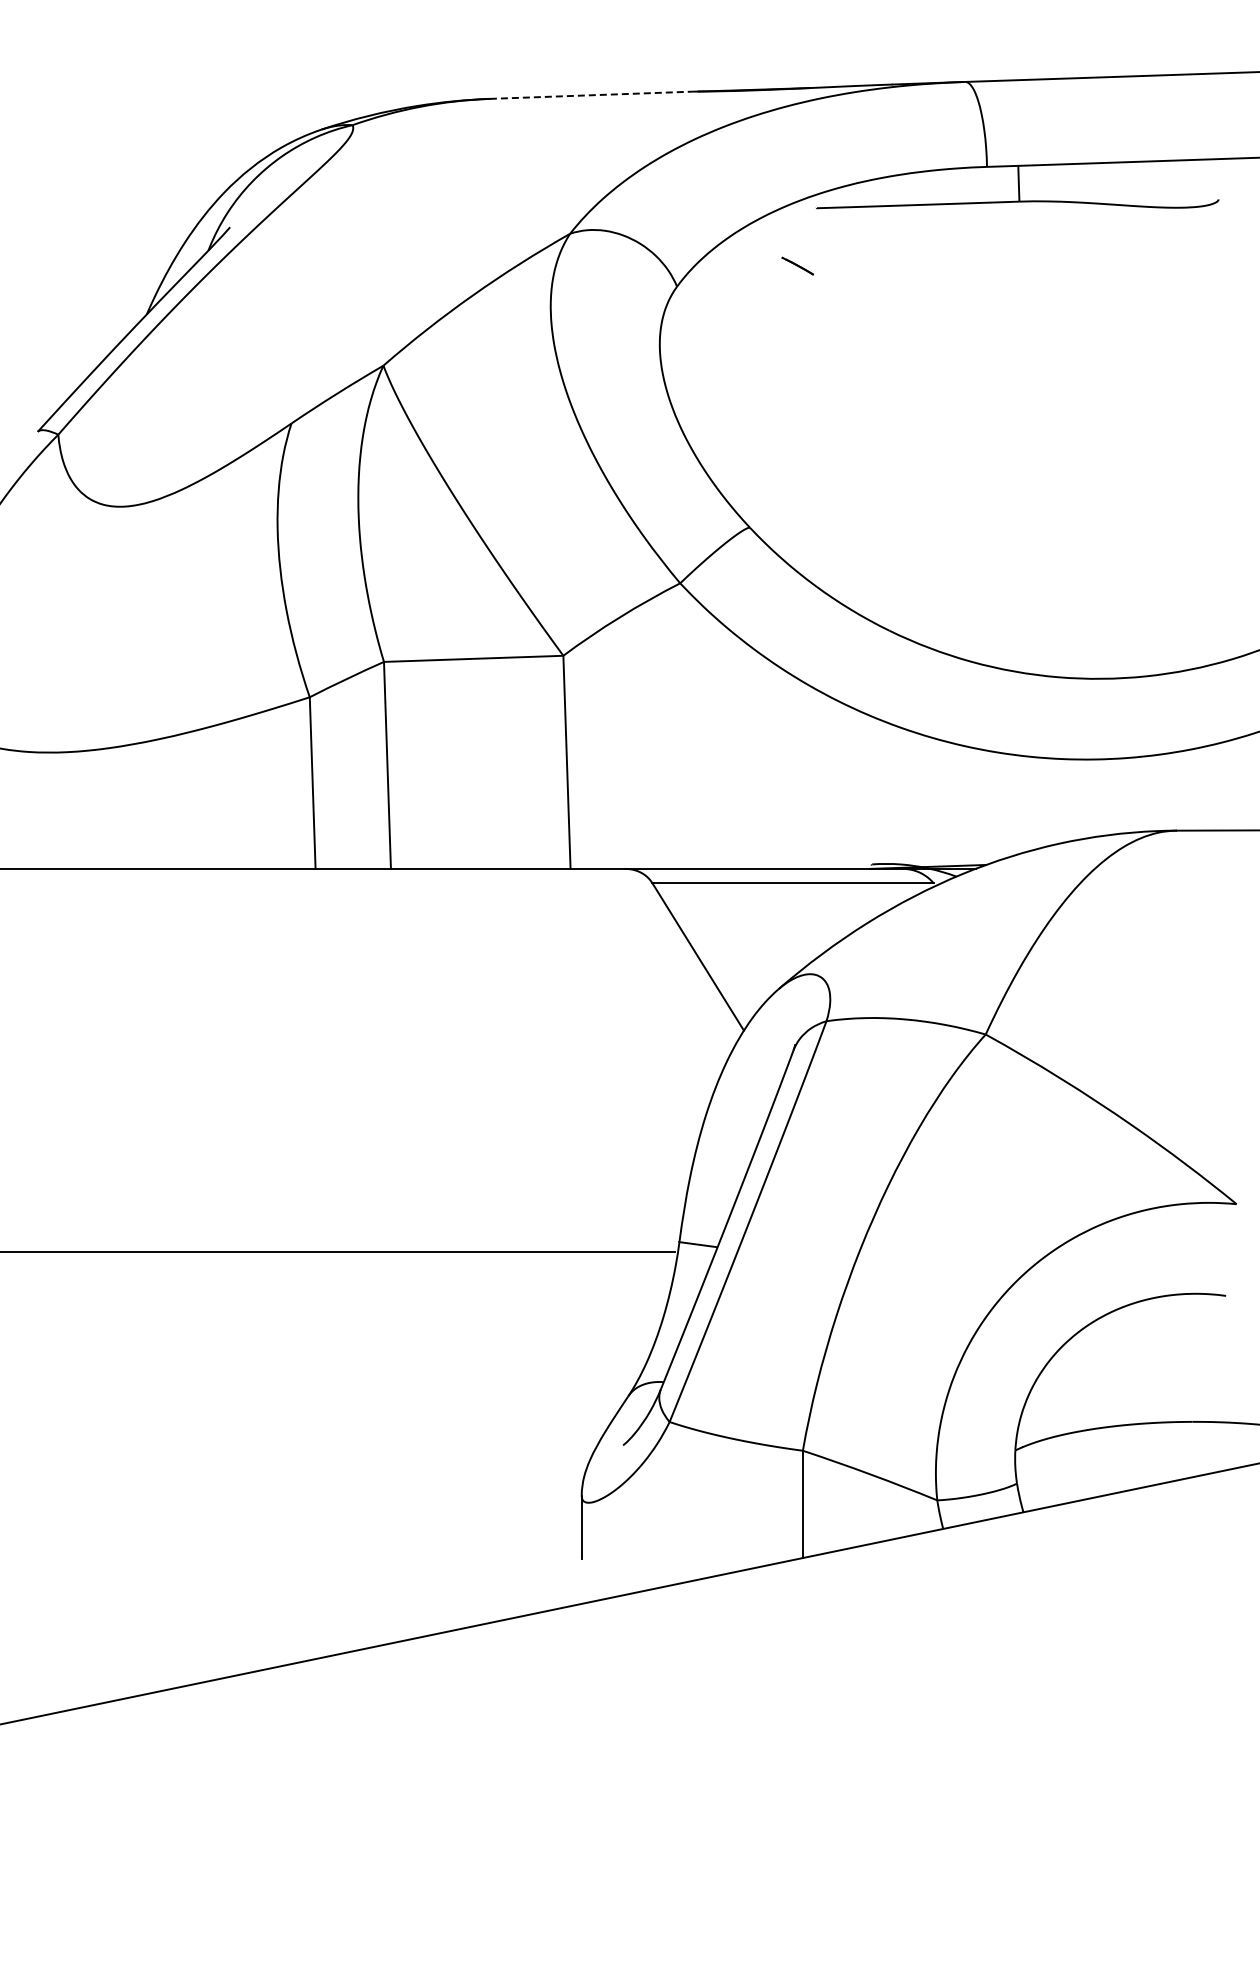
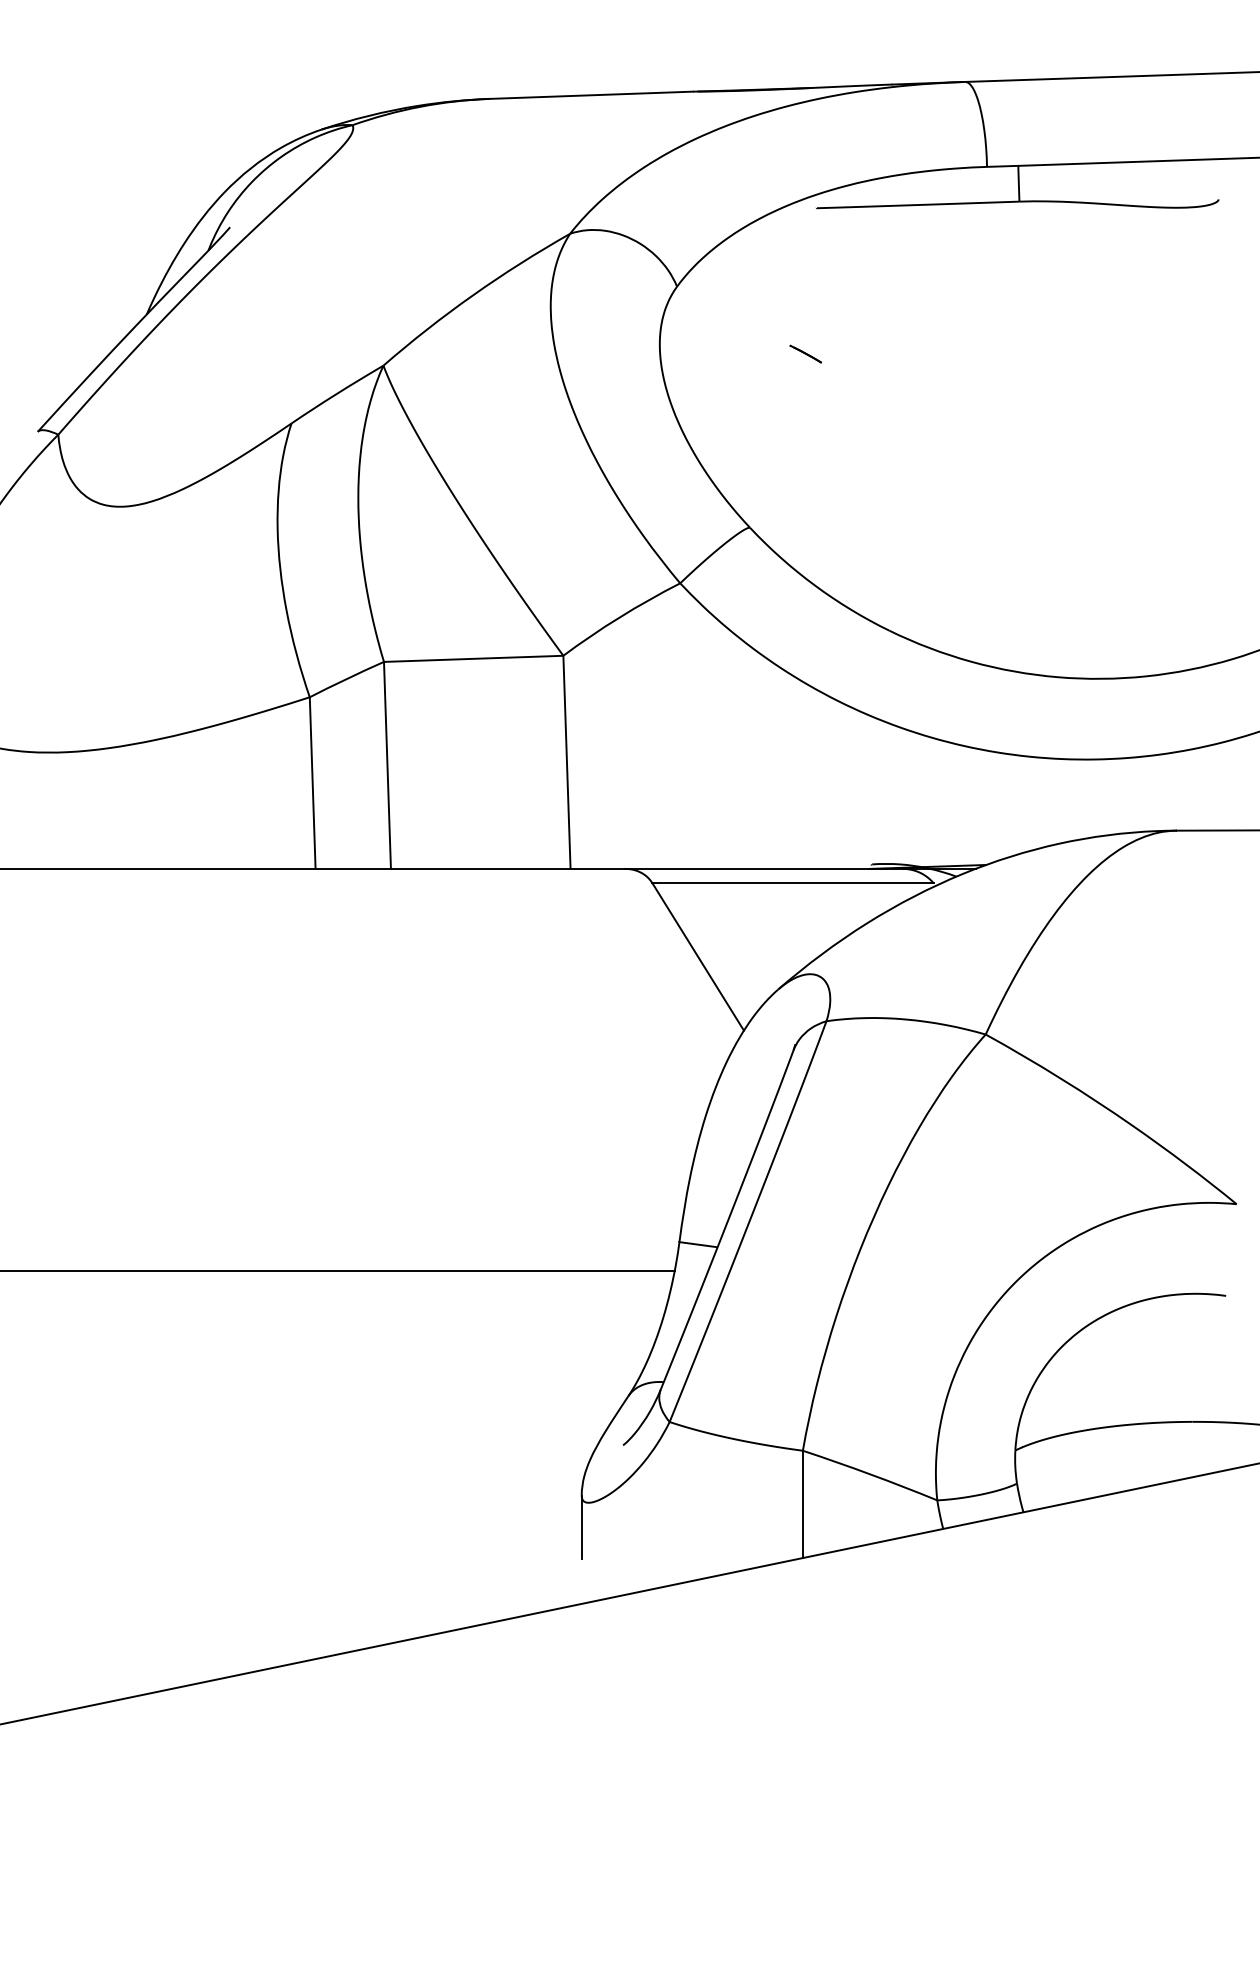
line: dashed -> solid (591, 95)
line position: (797, 265) -> (805, 353) (805, 353)
line position: (338, 1252) -> (338, 1271) (338, 1271)
